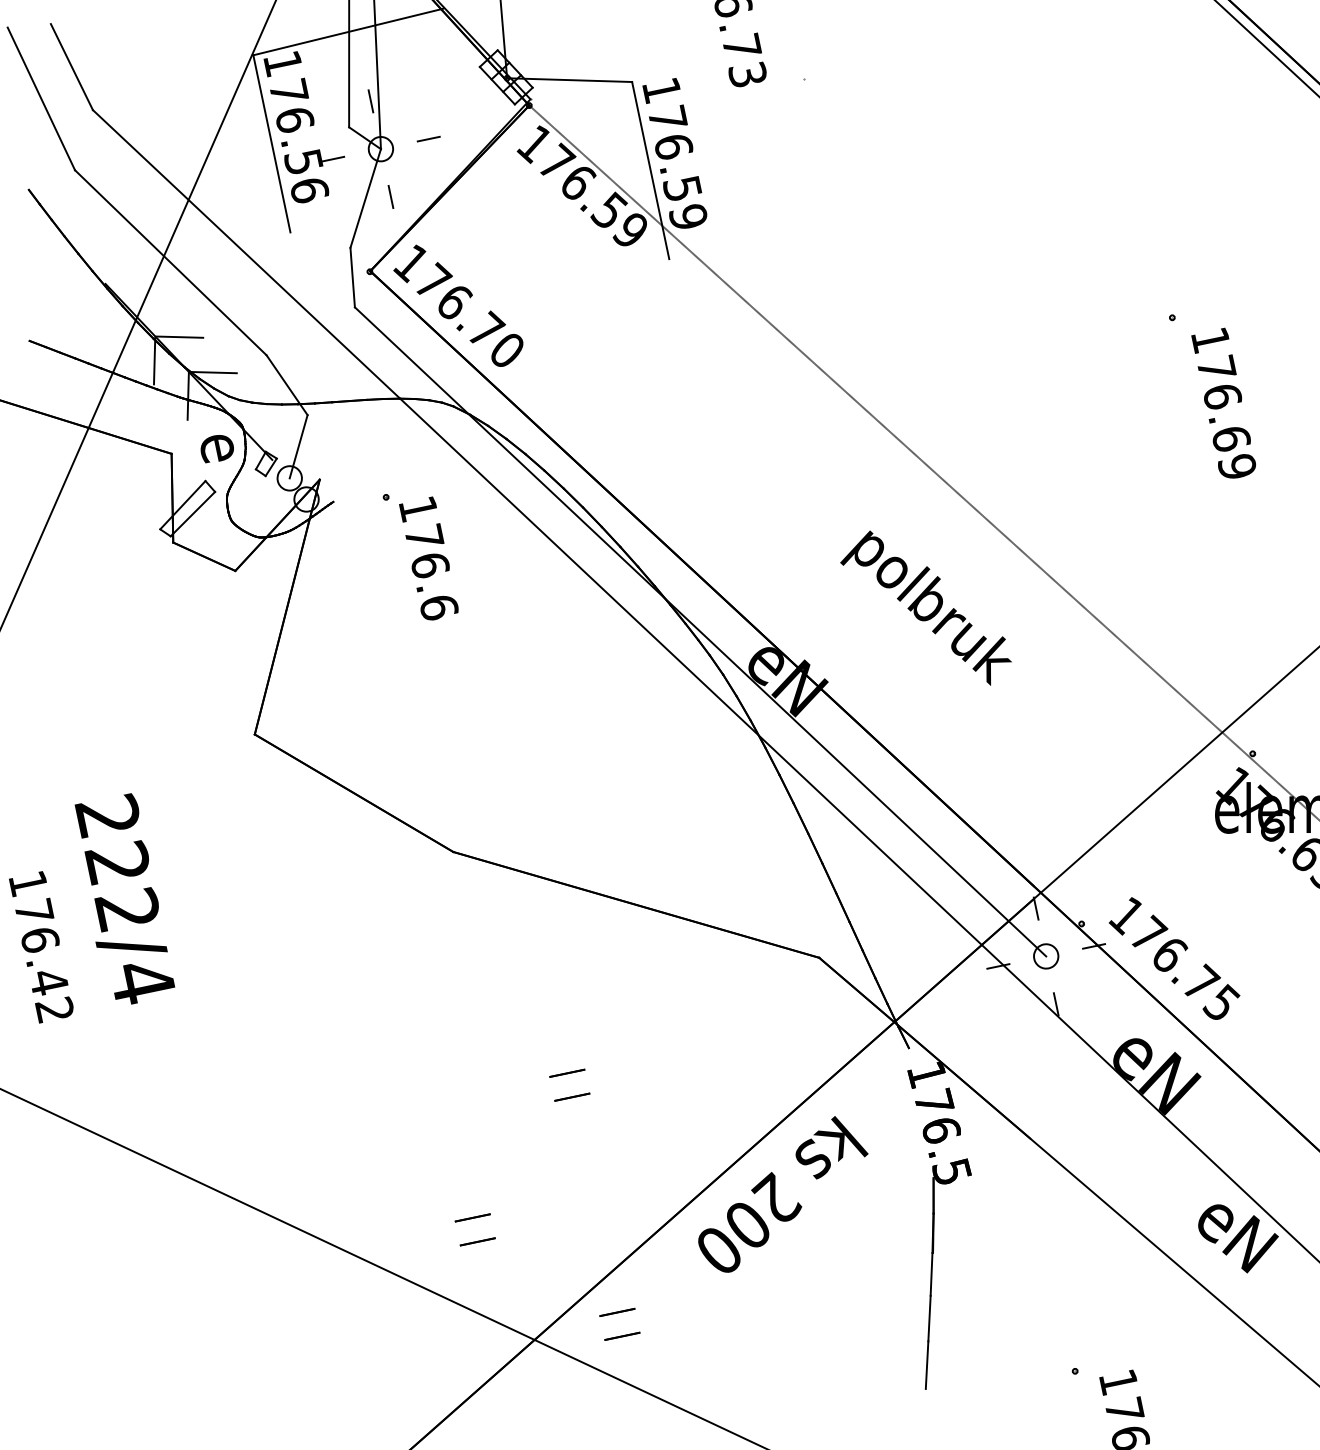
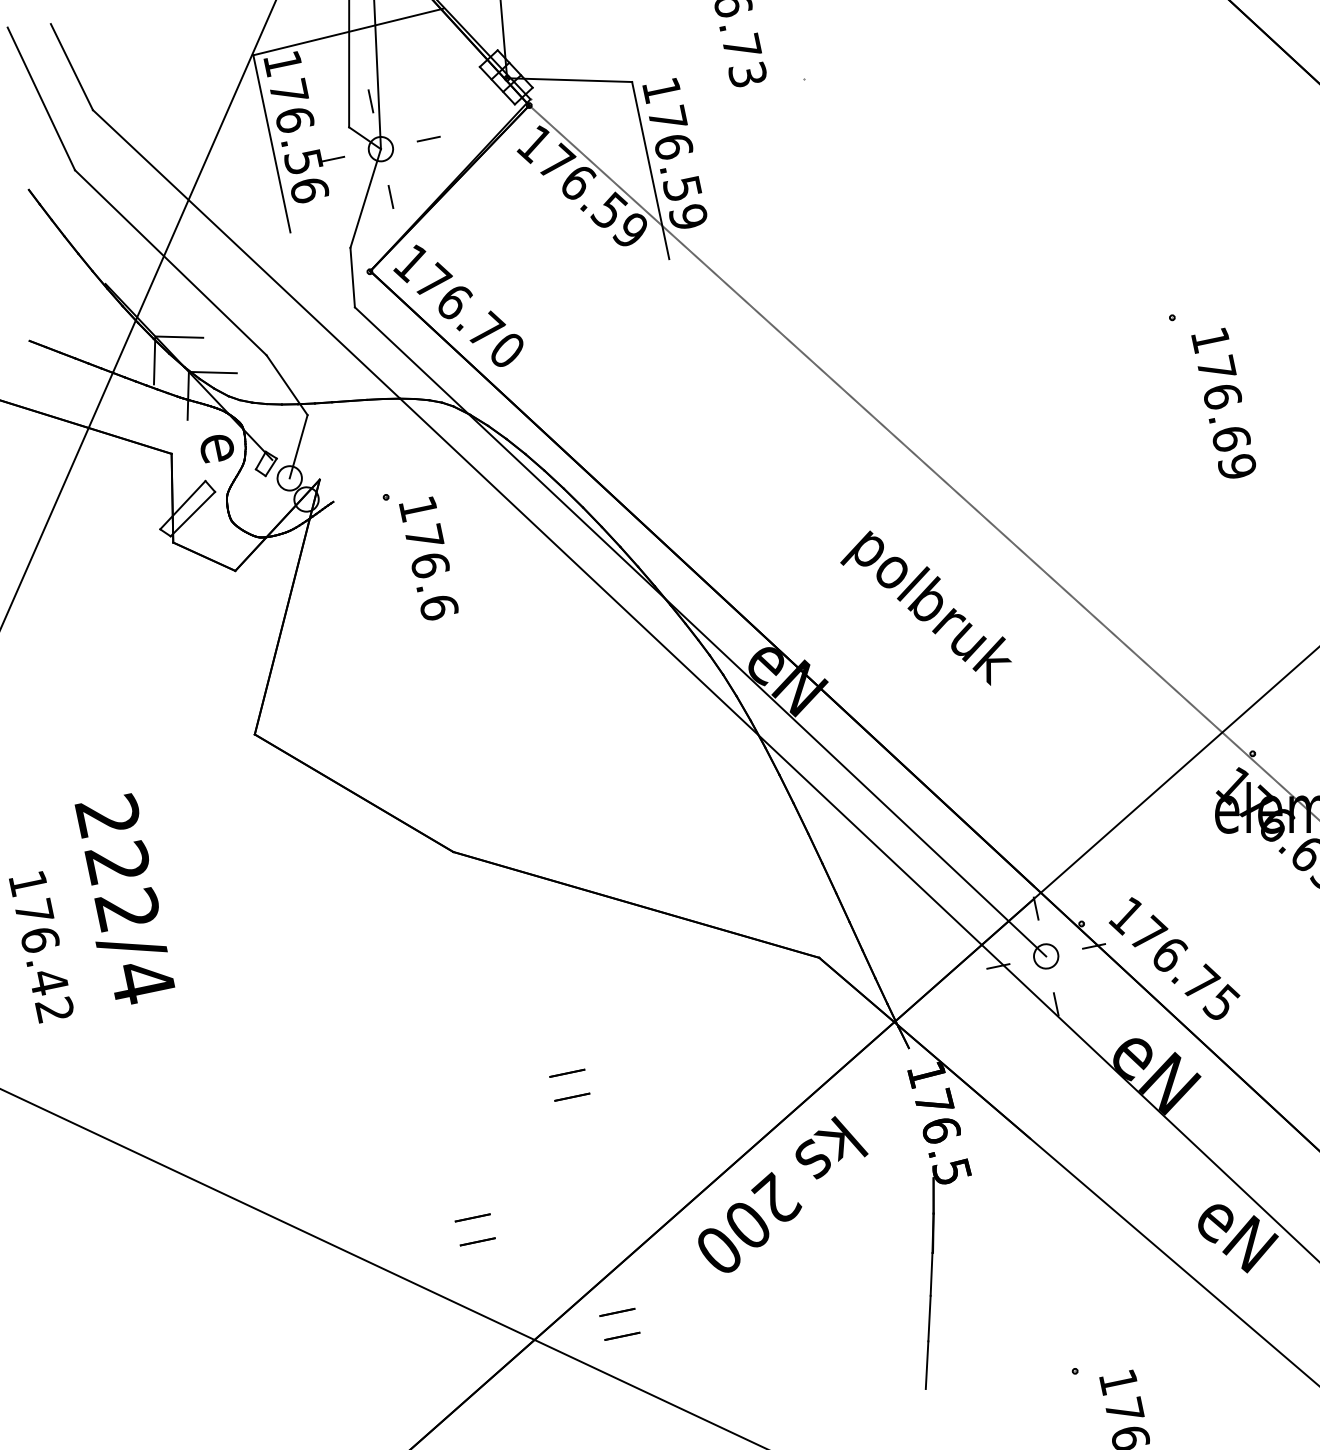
line: present -> none (1266, 48)
